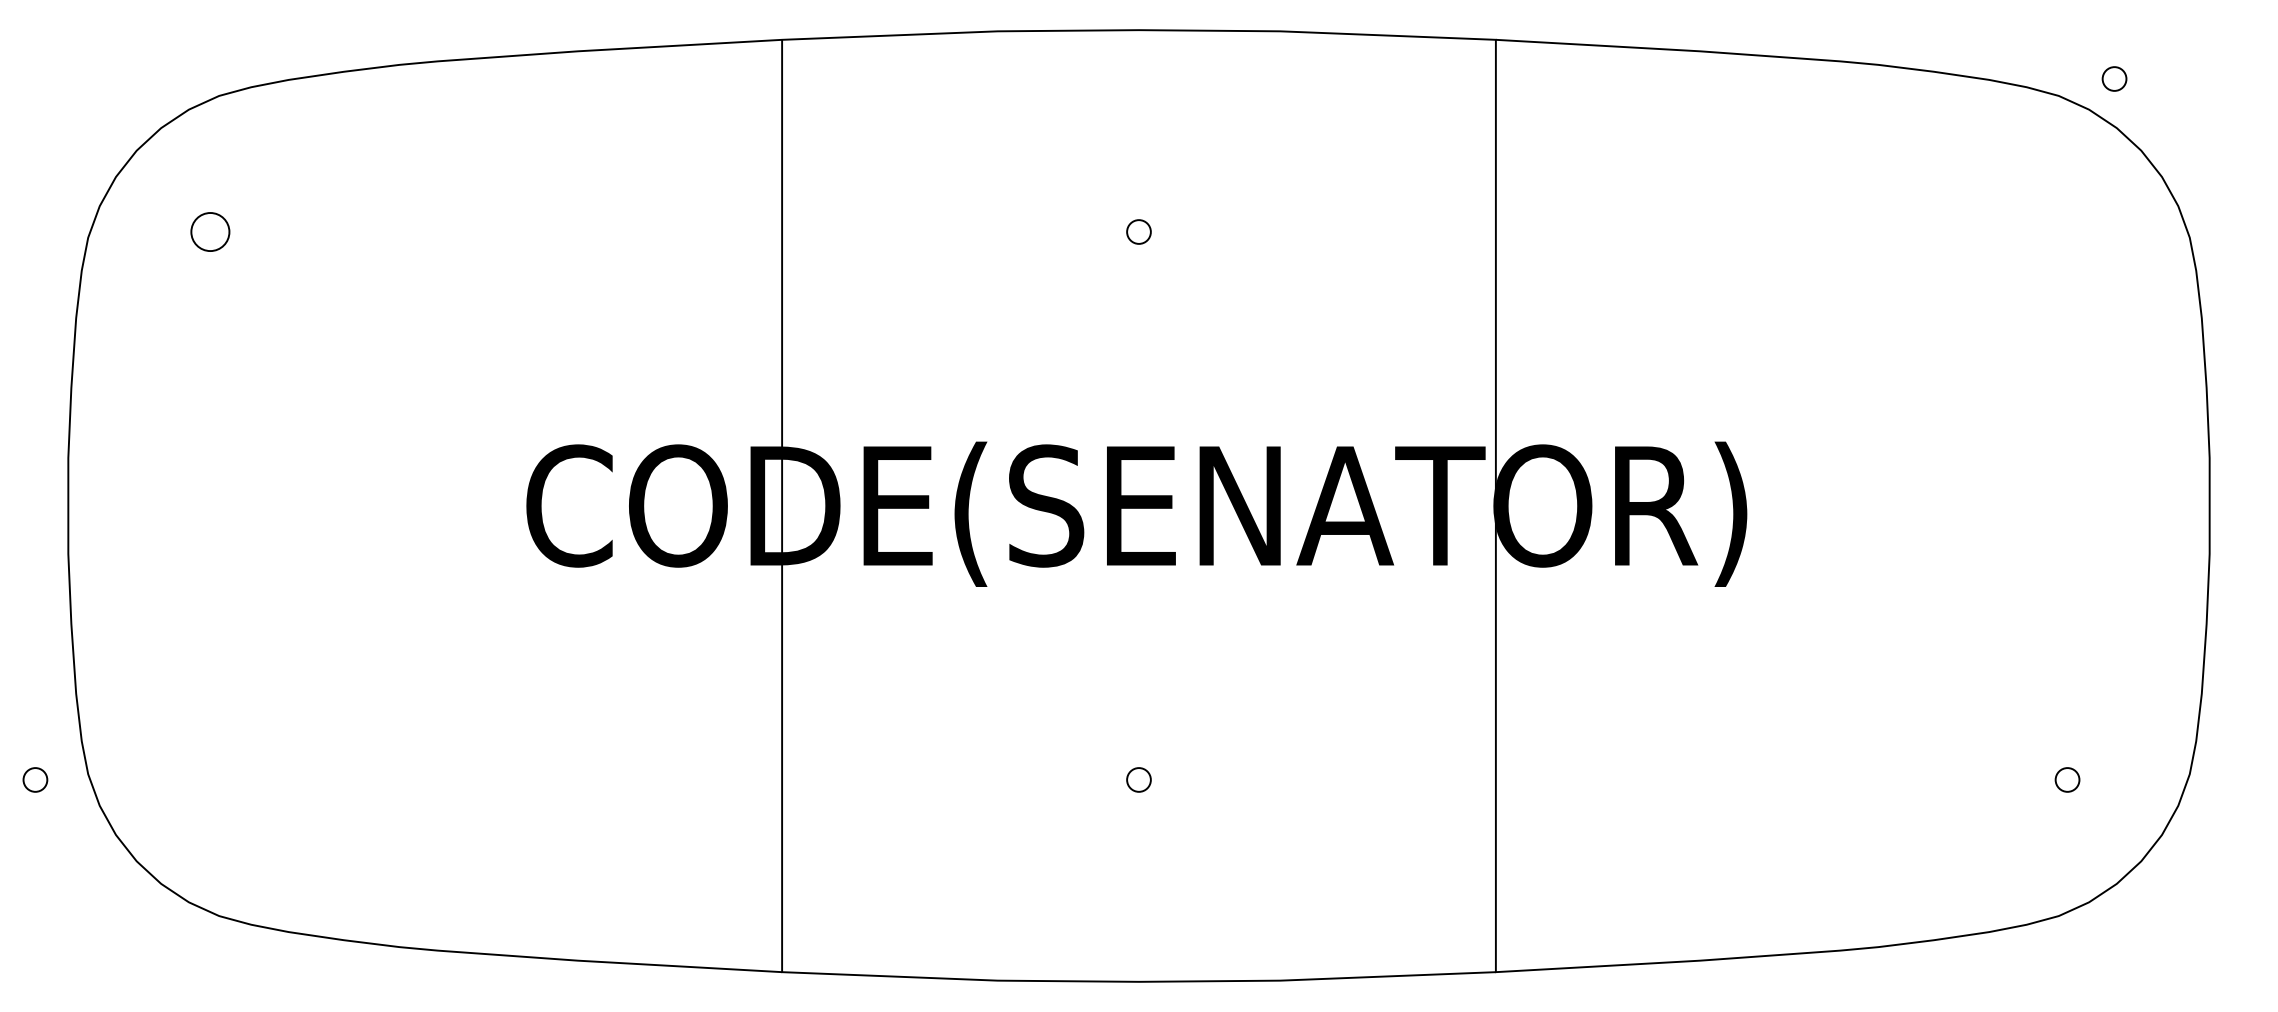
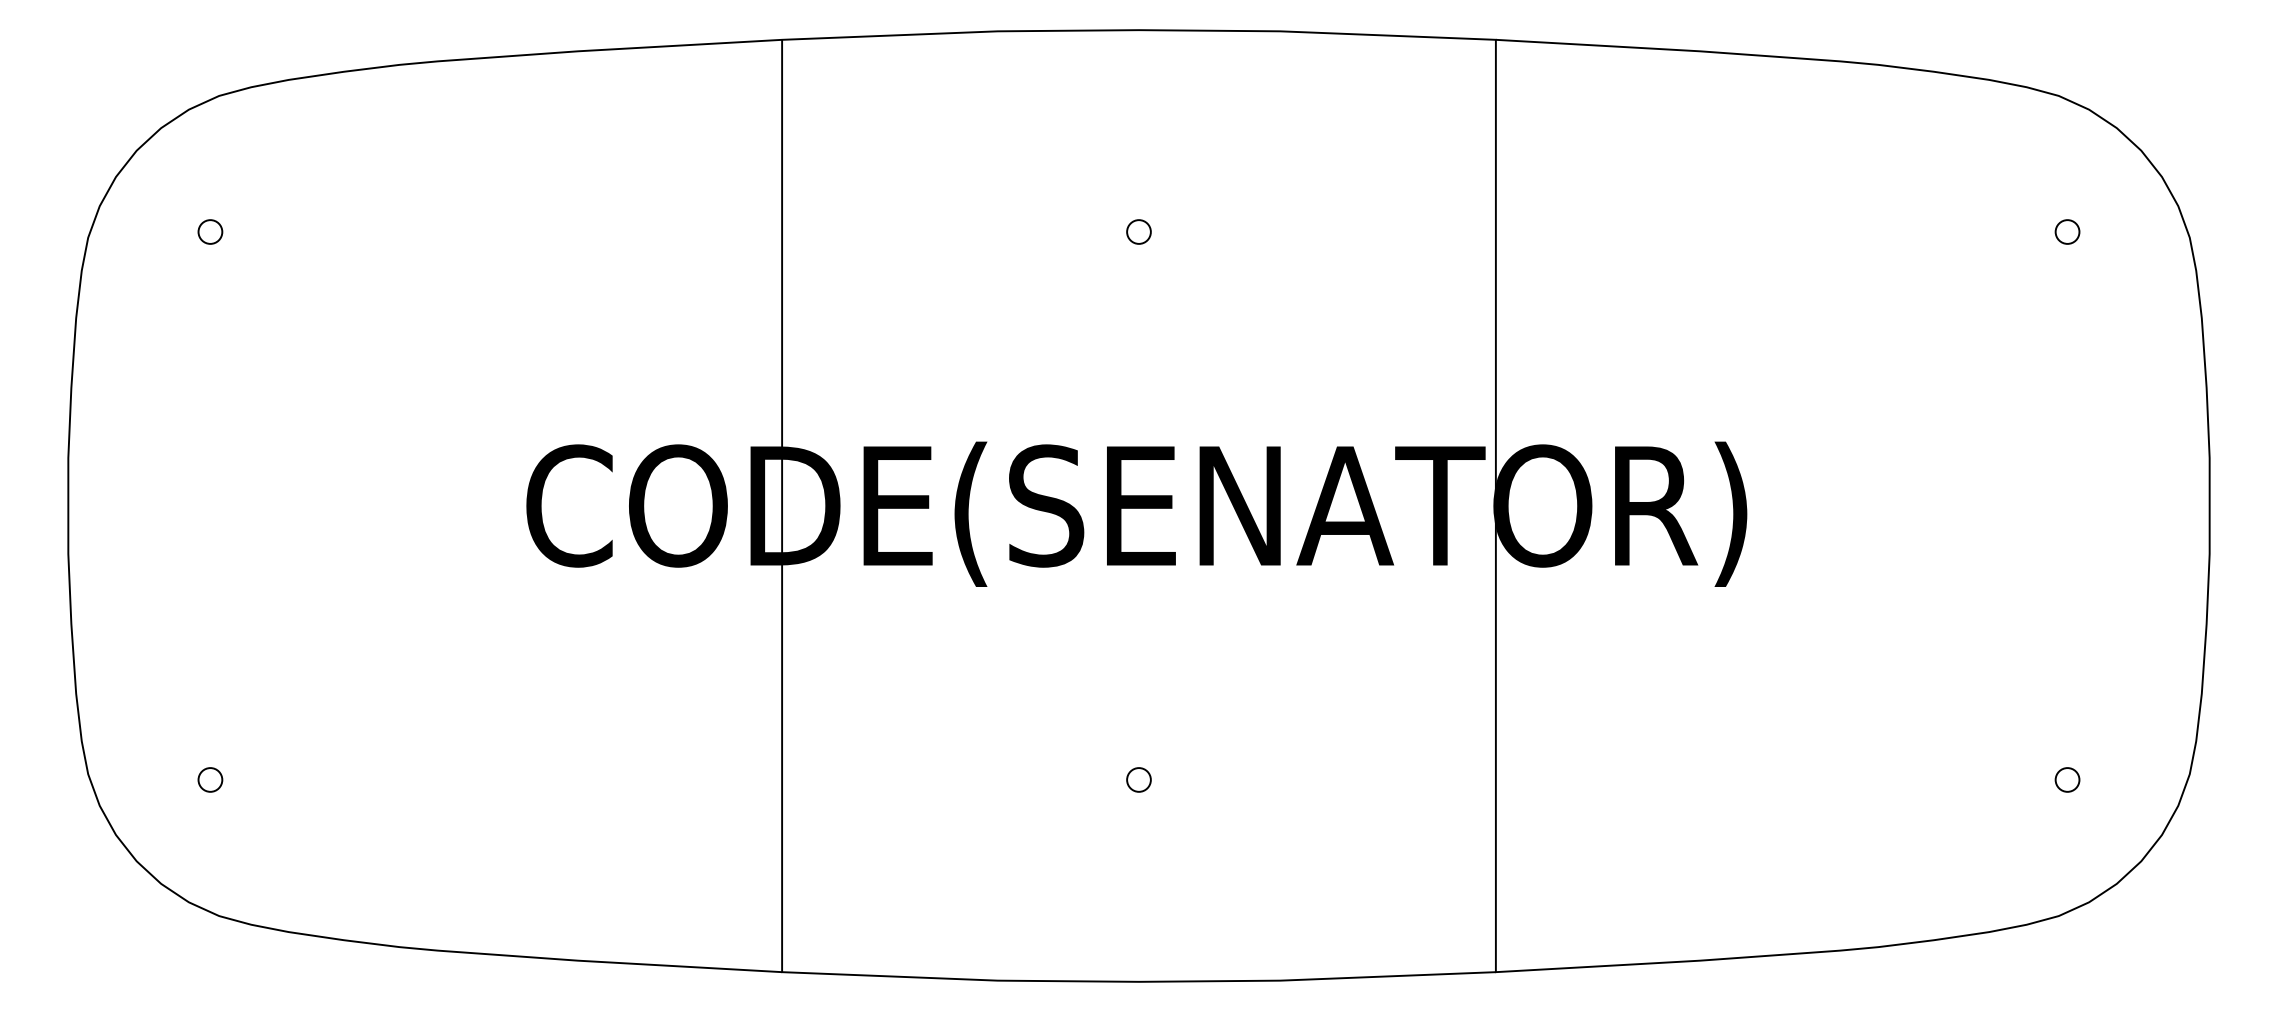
circle position: (2114, 78) -> (2067, 231) (2067, 231)
circle size: 41x40 px -> 27x26 px (210, 231)
circle position: (35, 779) -> (210, 779) (210, 779)
